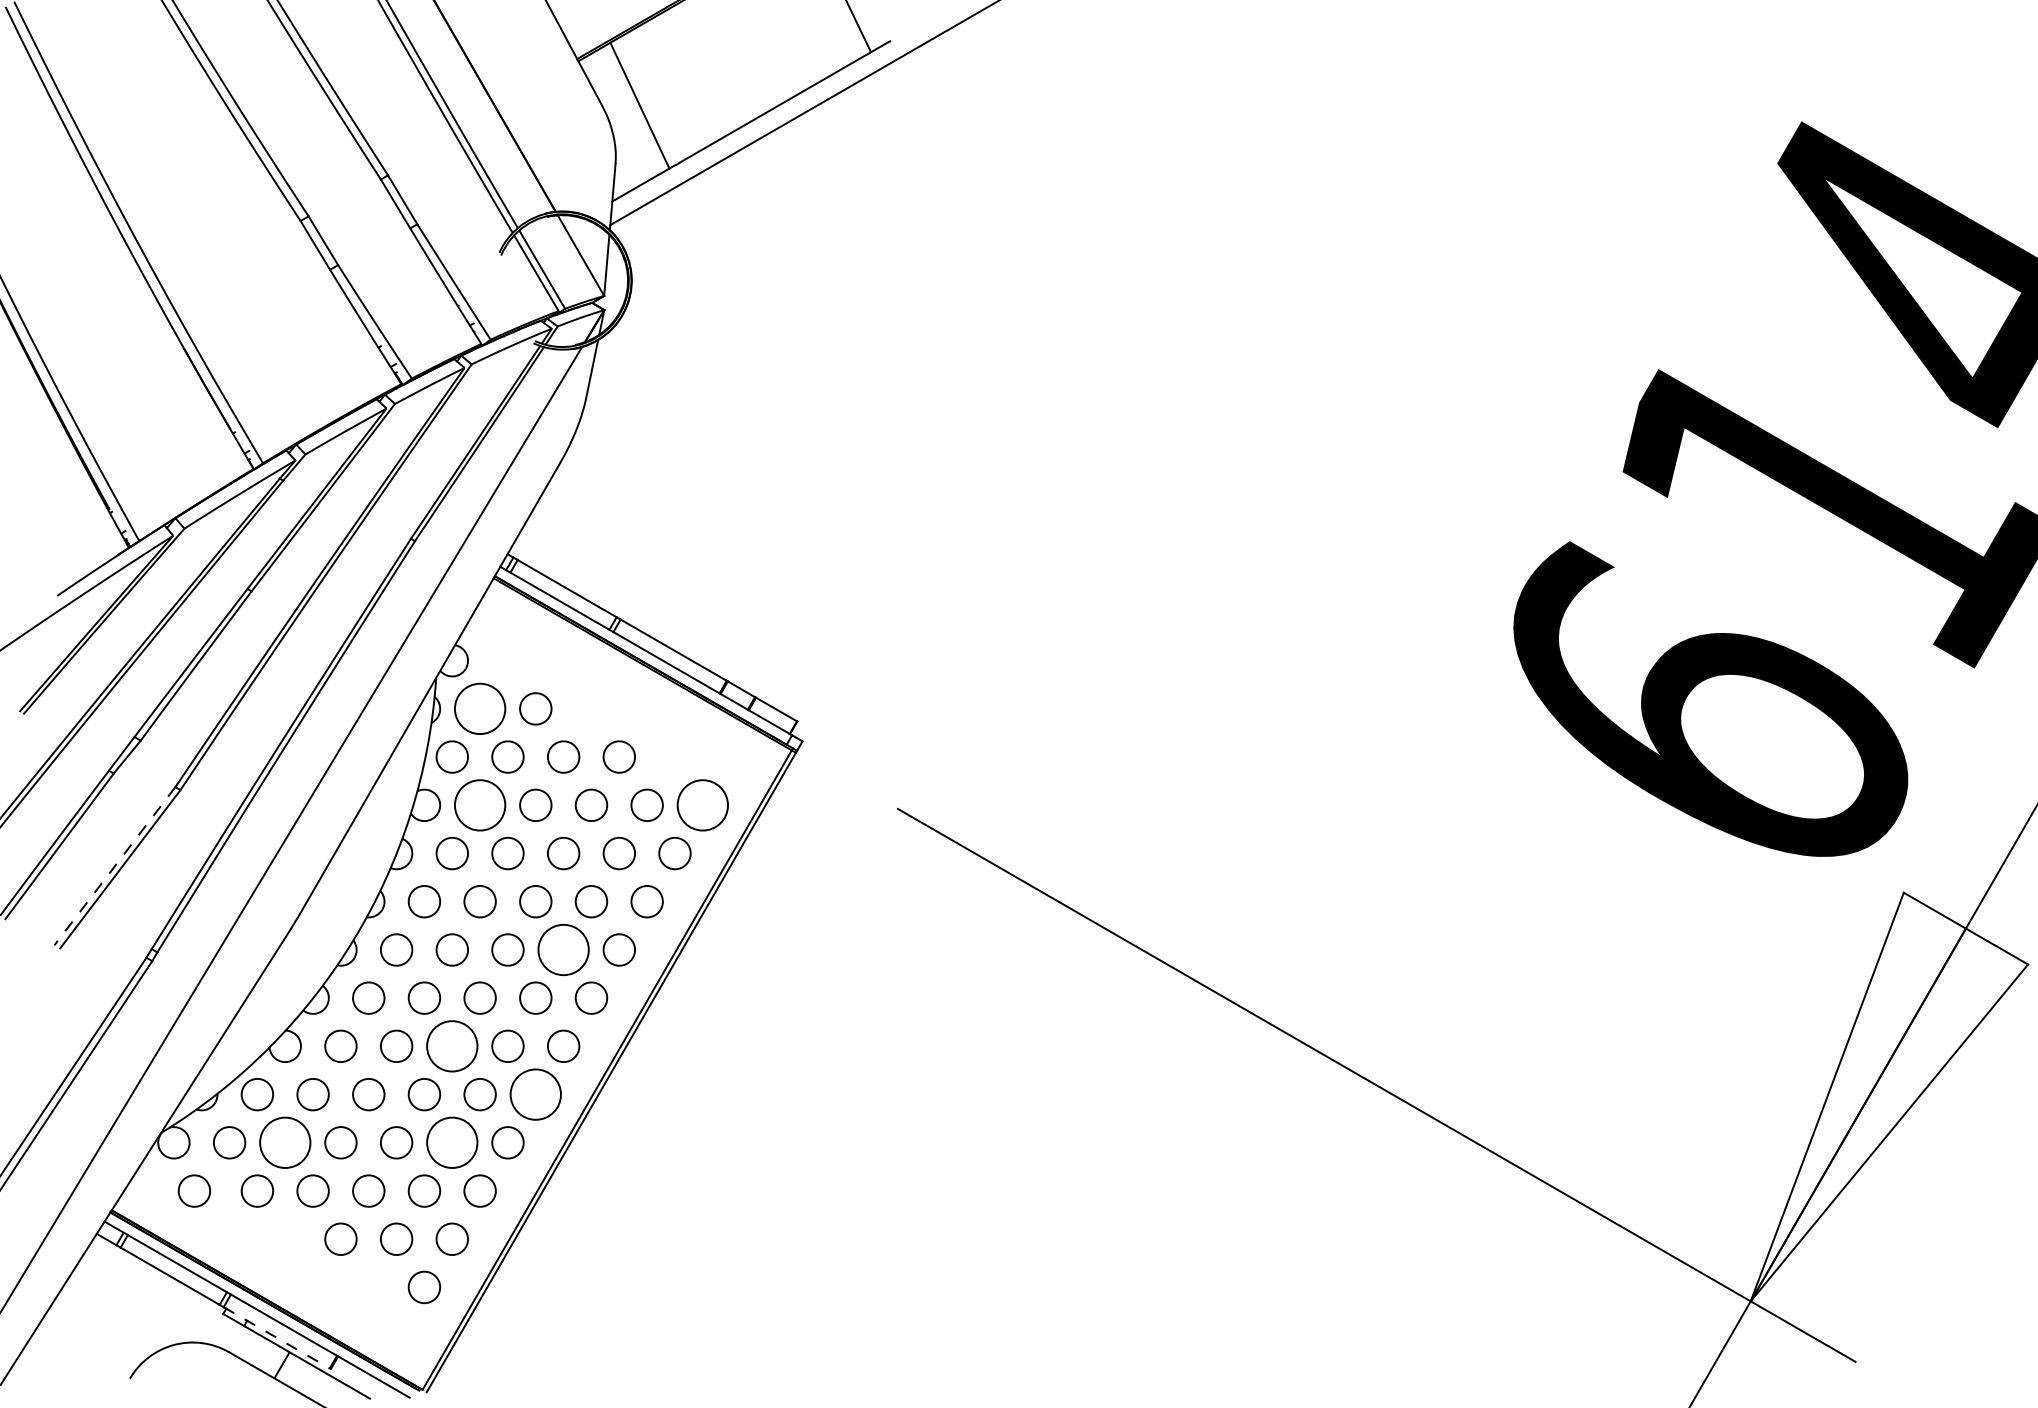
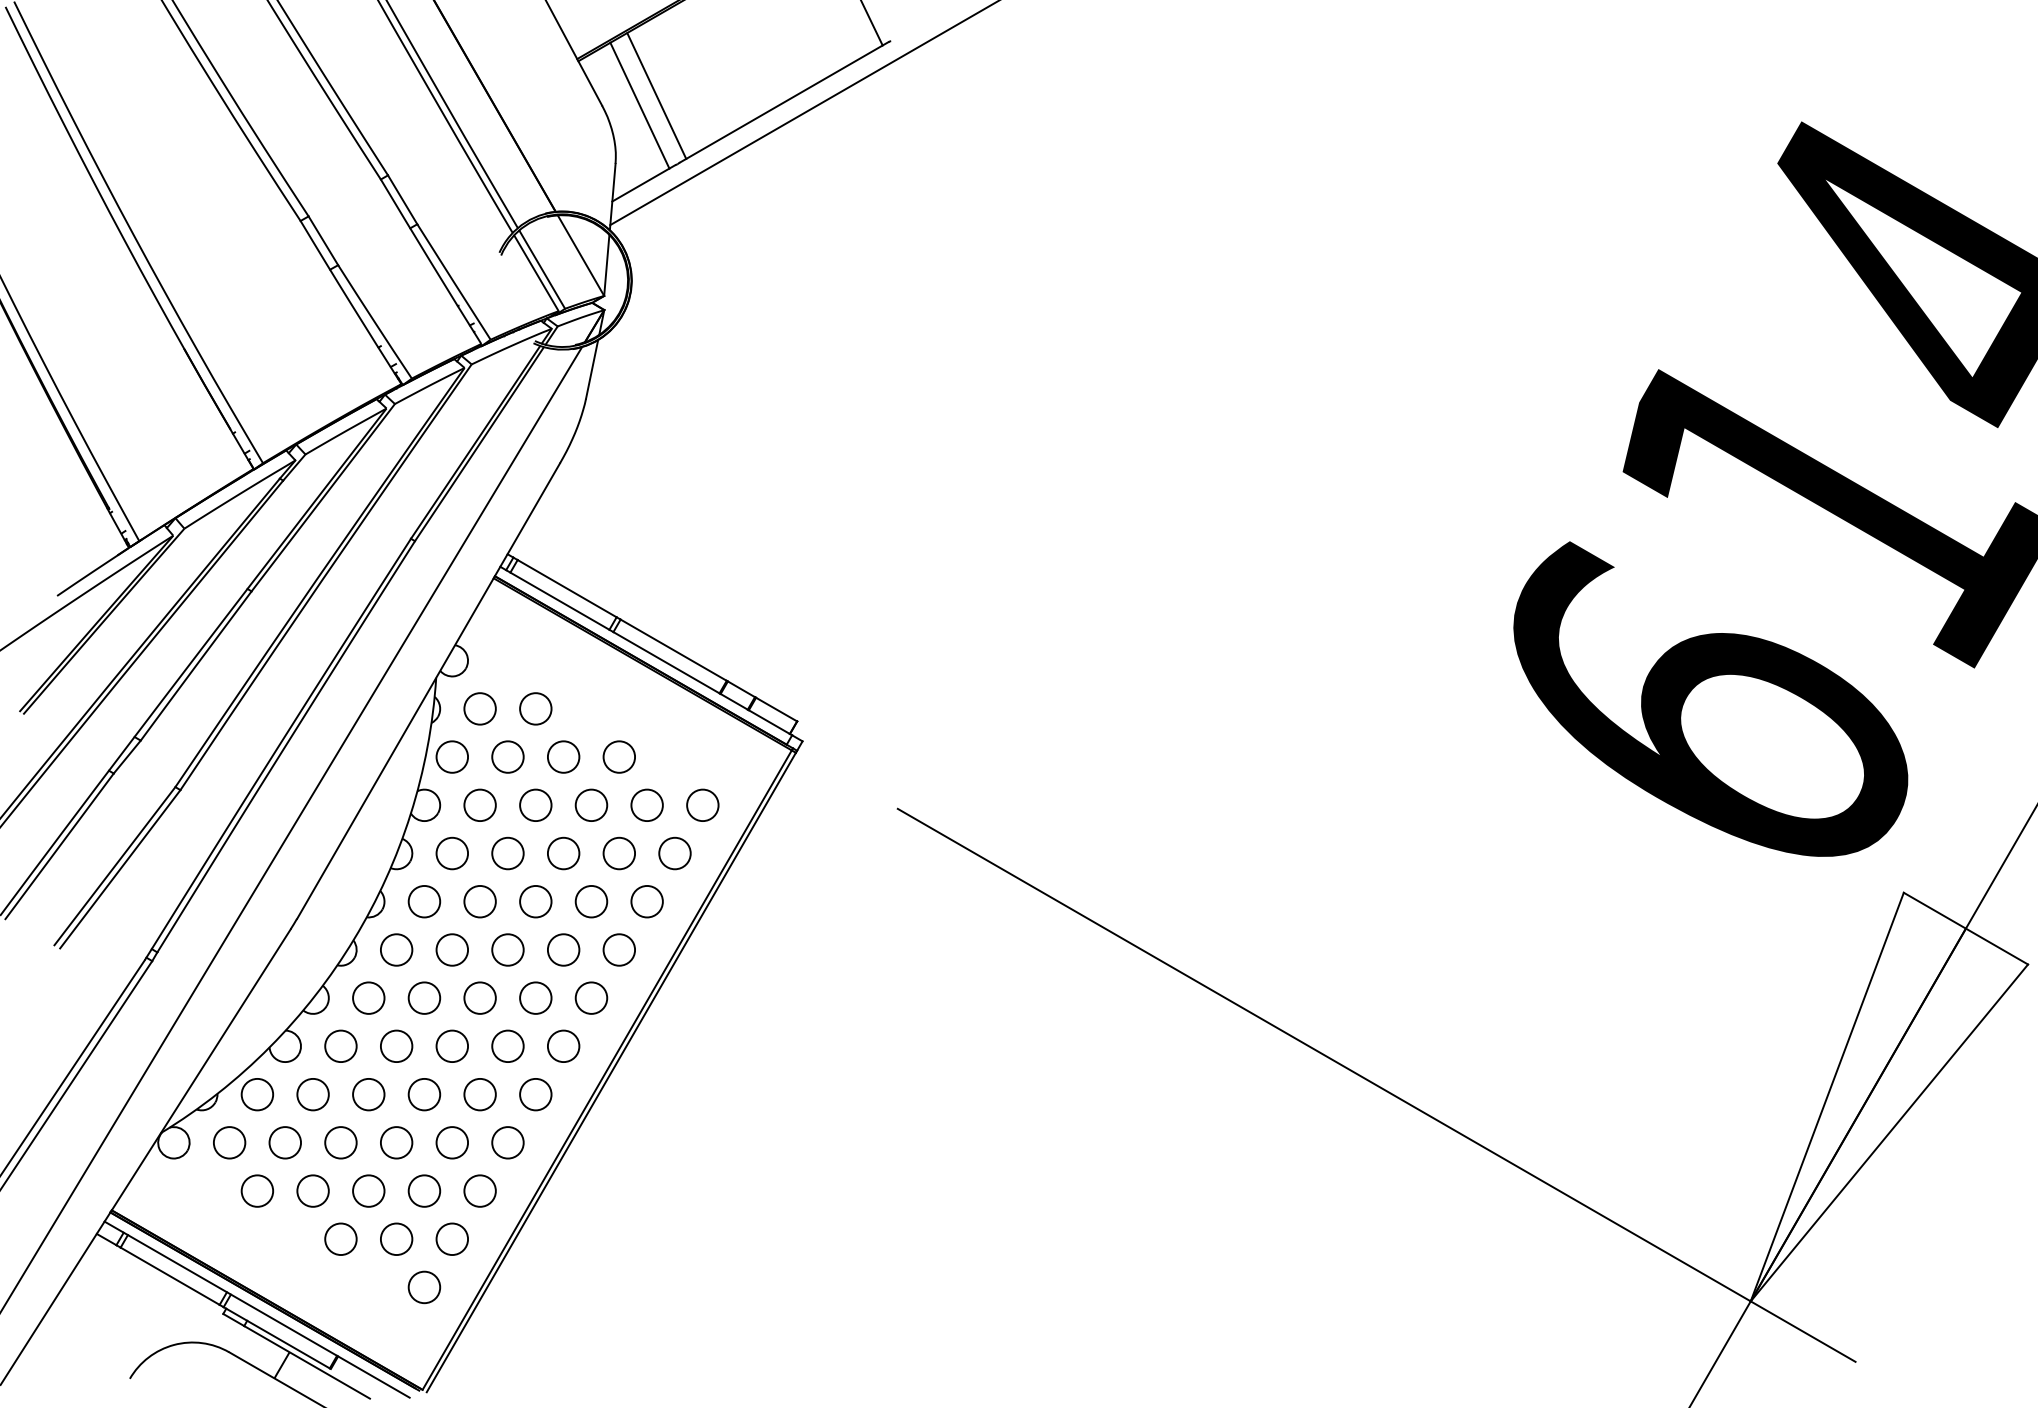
line position: (858, 26) -> (871, 23) (871, 23)
line: none -> present (656, 95)
circle diameter: 50 px -> 31 px (479, 708)
circle diameter: 50 px -> 31 px (479, 805)
circle diameter: 50 px -> 31 px (702, 805)
line: dashed -> solid (114, 866)
circle diameter: 50 px -> 31 px (563, 949)
circle diameter: 50 px -> 31 px (452, 1046)
circle diameter: 50 px -> 31 px (535, 1094)
circle diameter: 50 px -> 31 px (285, 1142)
circle diameter: 50 px -> 31 px (452, 1142)
circle: present -> none (193, 1190)
line: dashed -> solid (277, 1338)
